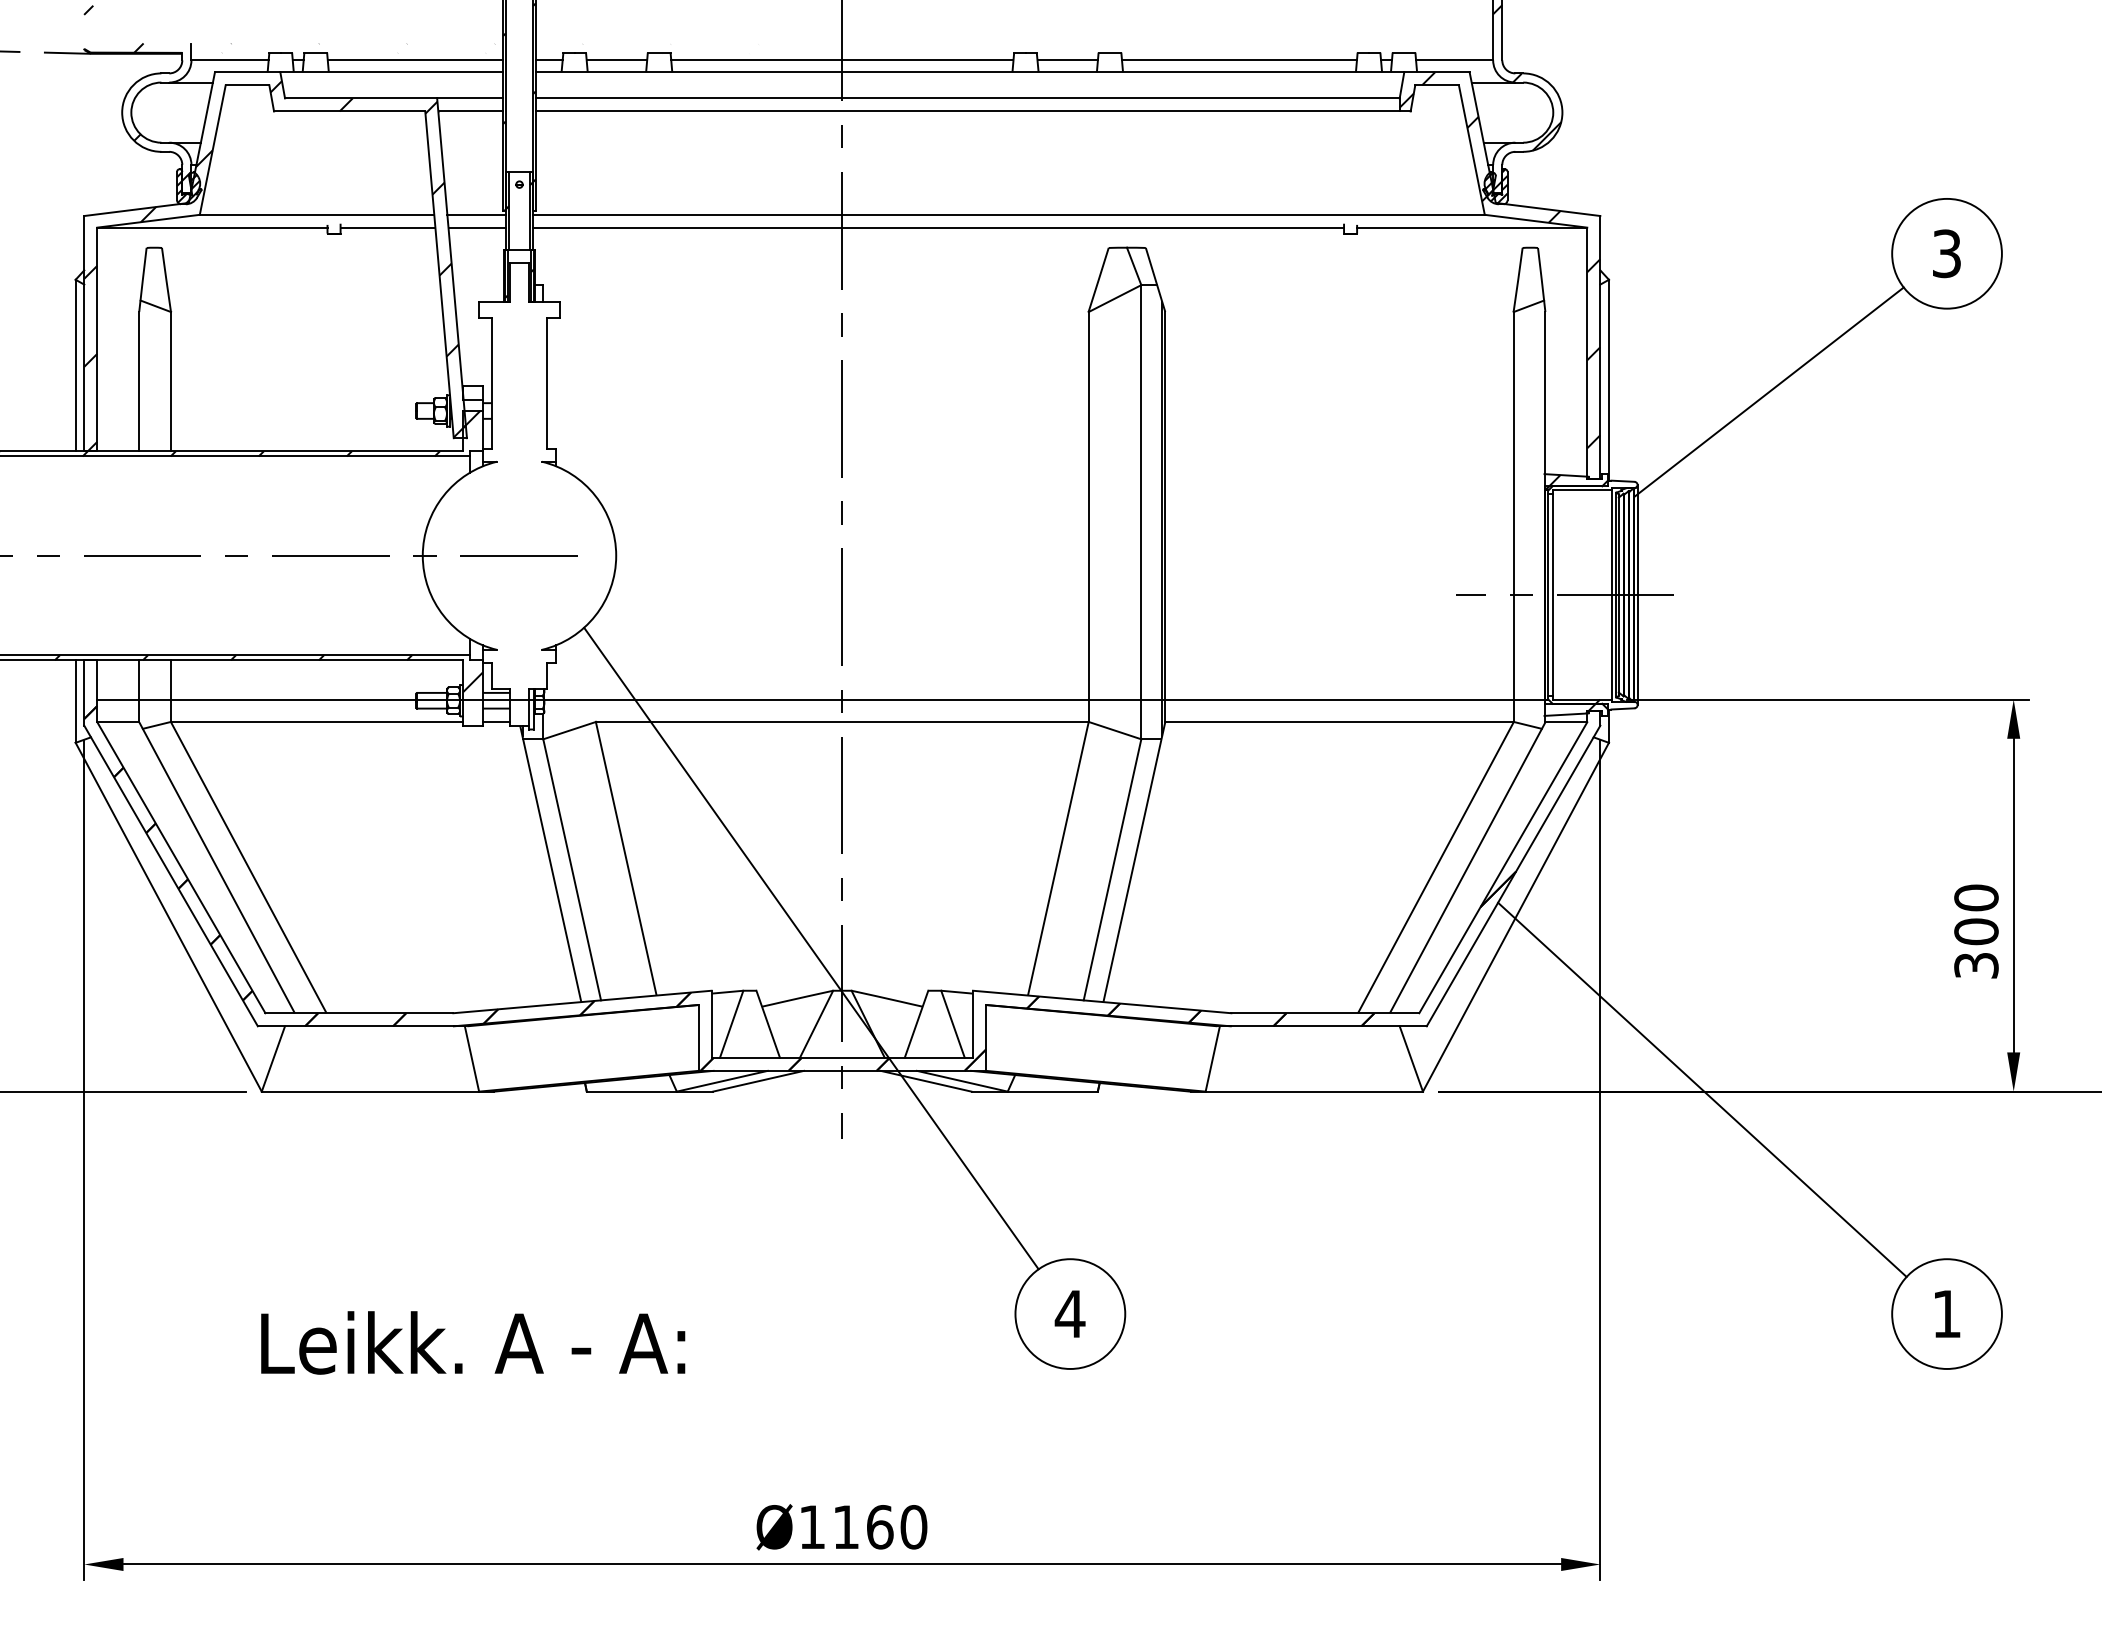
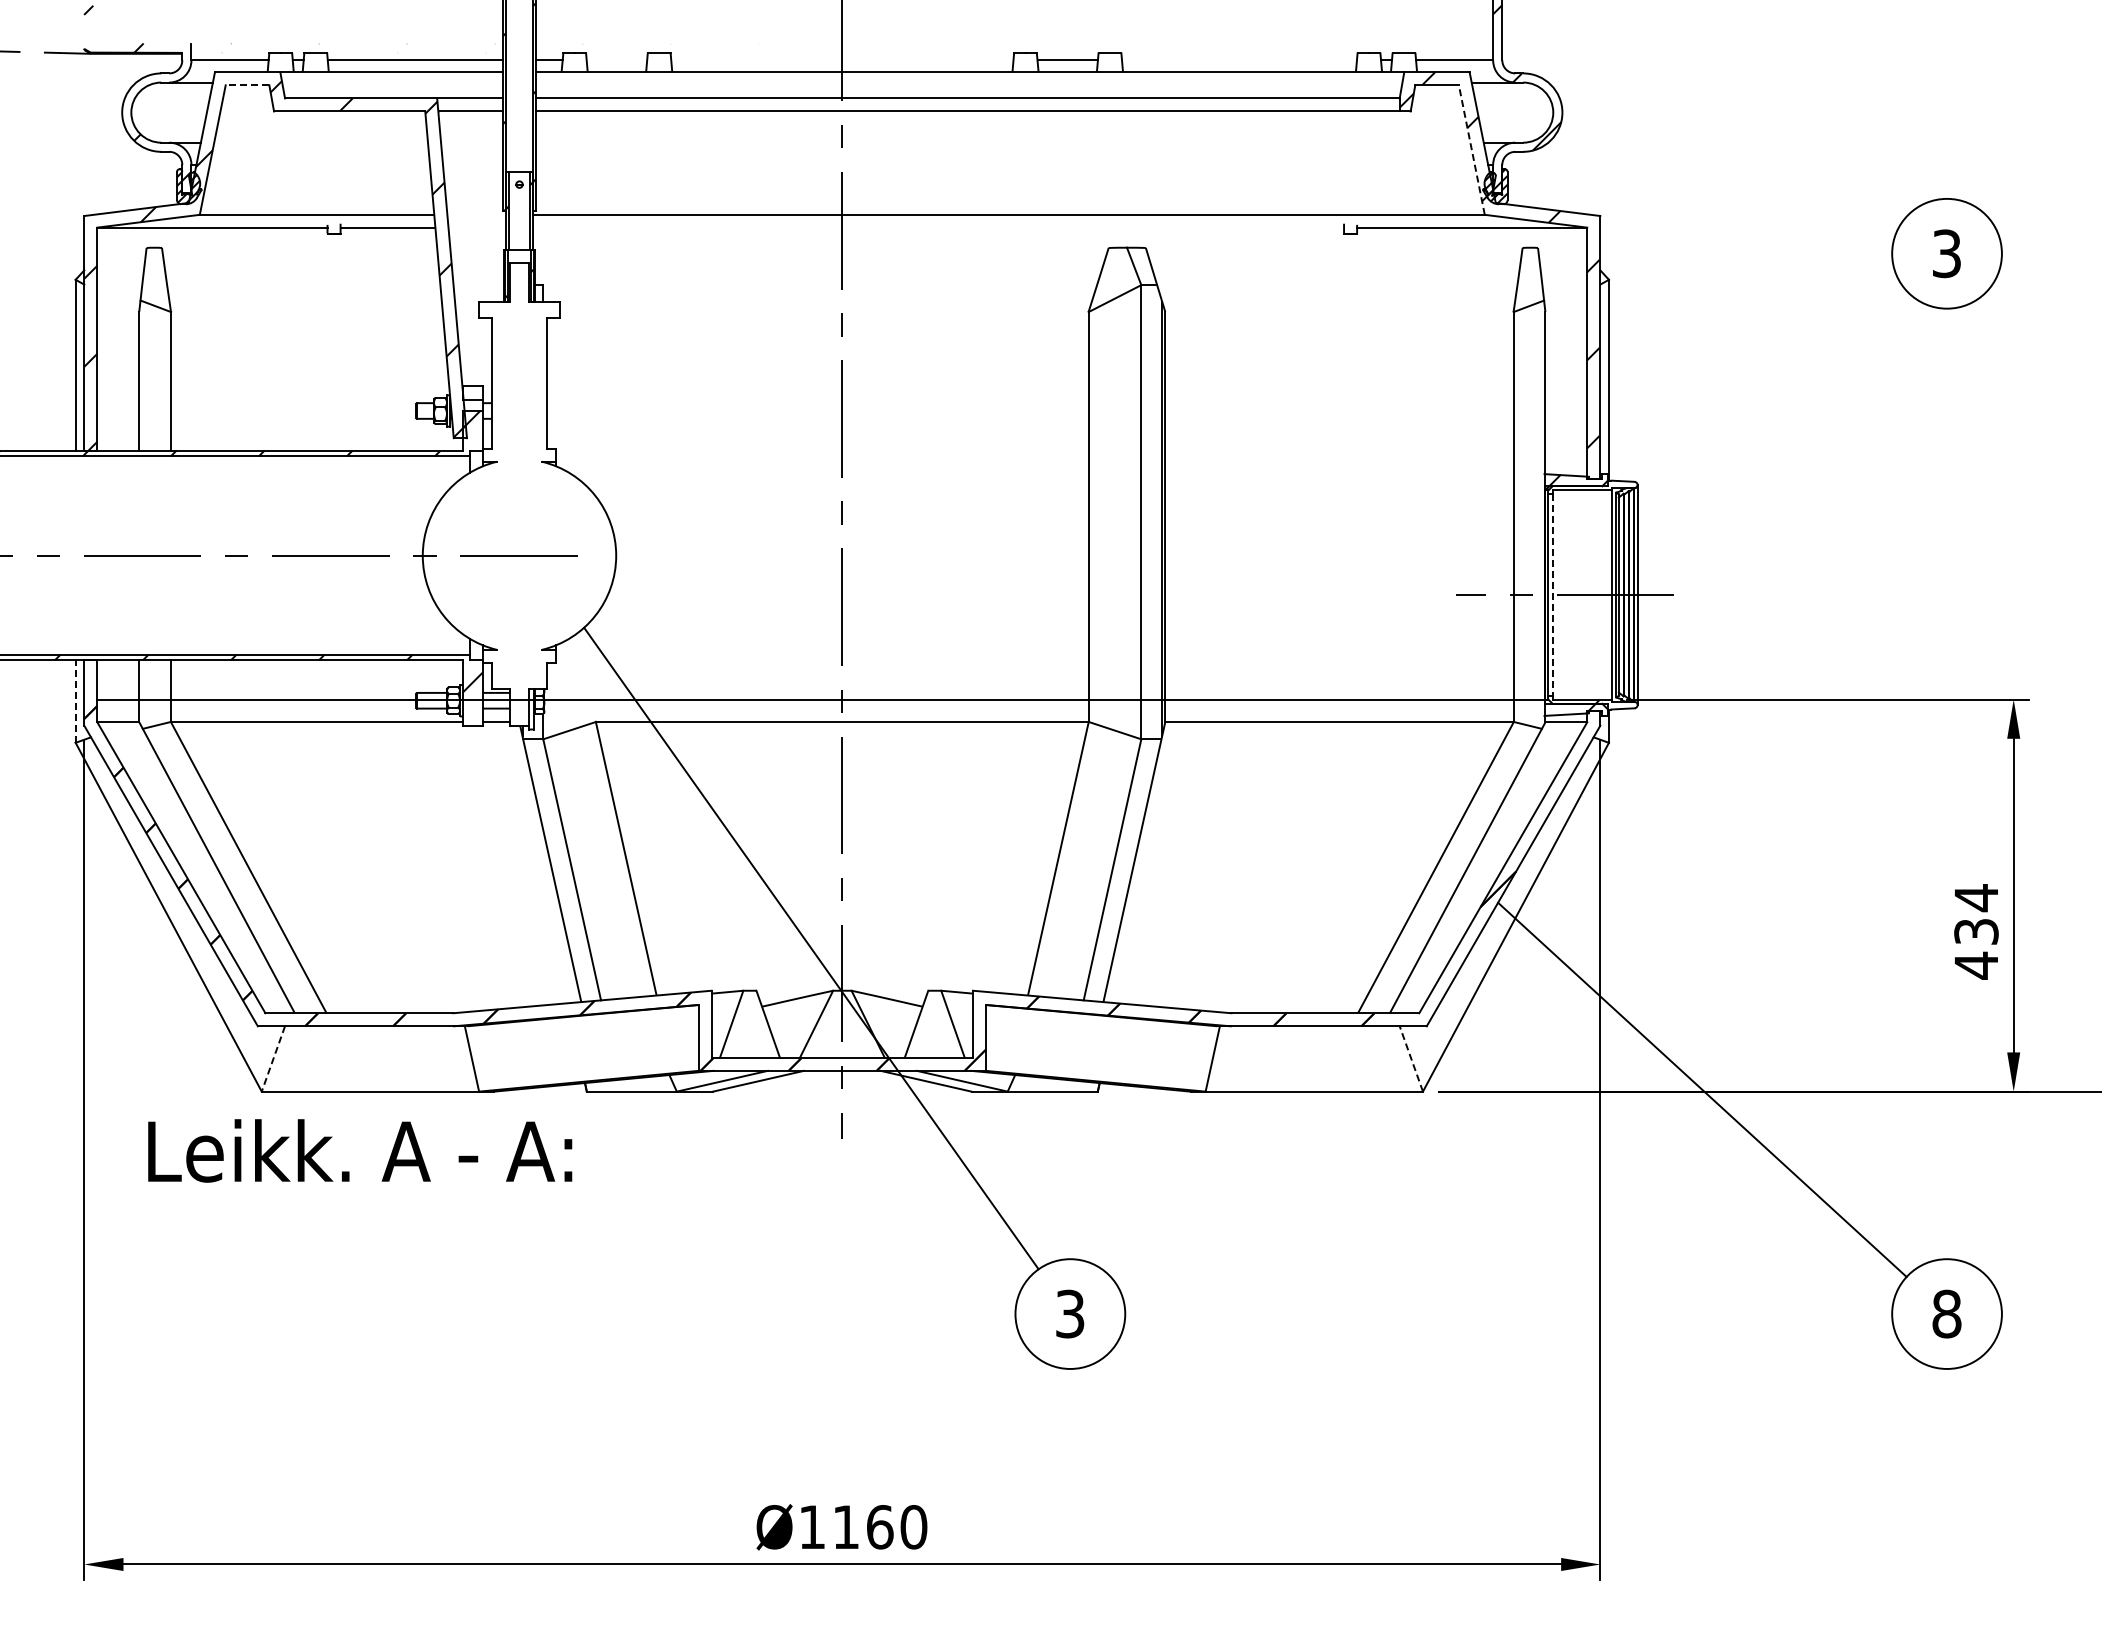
line: present -> none (616, 60)
line: present -> none (842, 60)
line: present -> none (1238, 60)
line: solid -> dashed (247, 85)
line: solid -> dashed (1471, 149)
line: present -> none (476, 214)
line: present -> none (477, 227)
line: present -> none (938, 227)
line: present -> none (1769, 391)
line: solid -> dashed (1553, 595)
line: solid -> dashed (75, 701)
text: 300 -> 434 (1976, 931)
line: solid -> dashed (273, 1058)
line: solid -> dashed (1411, 1058)
line: present -> none (124, 1091)
text: 4 -> 3 (1069, 1313)
text: 1 -> 8 (1946, 1313)
text position: (473, 1342) -> (360, 1150) (360, 1150)
